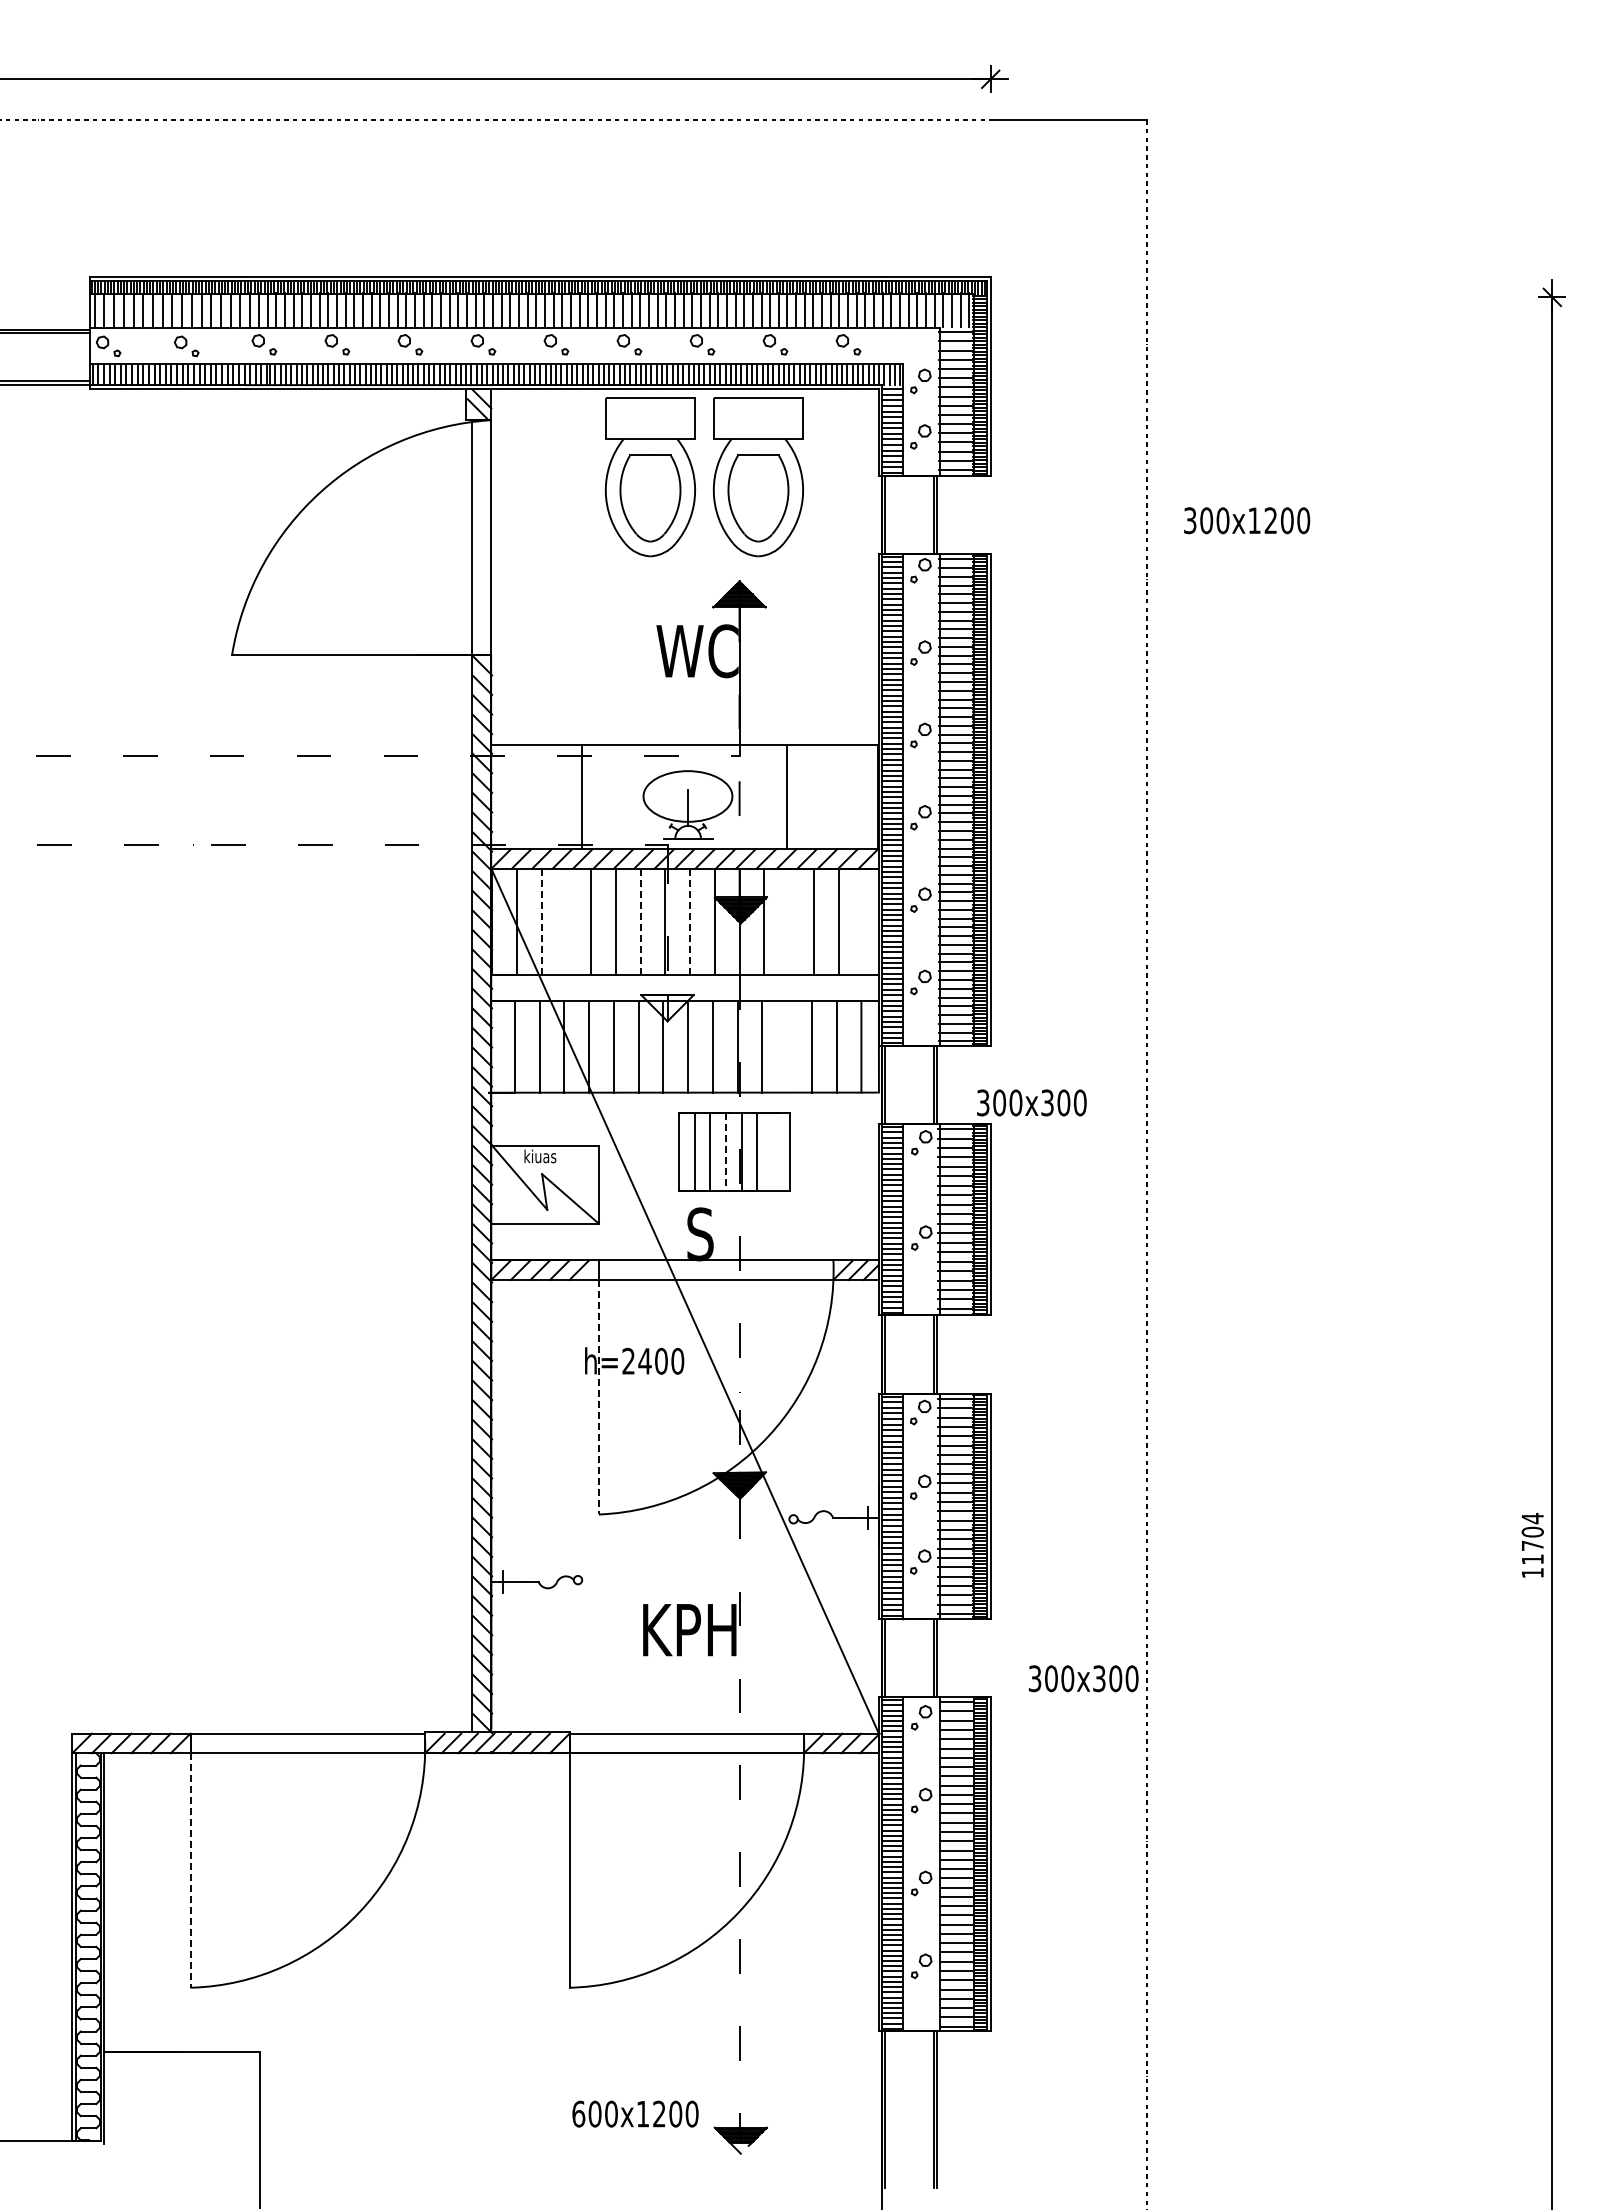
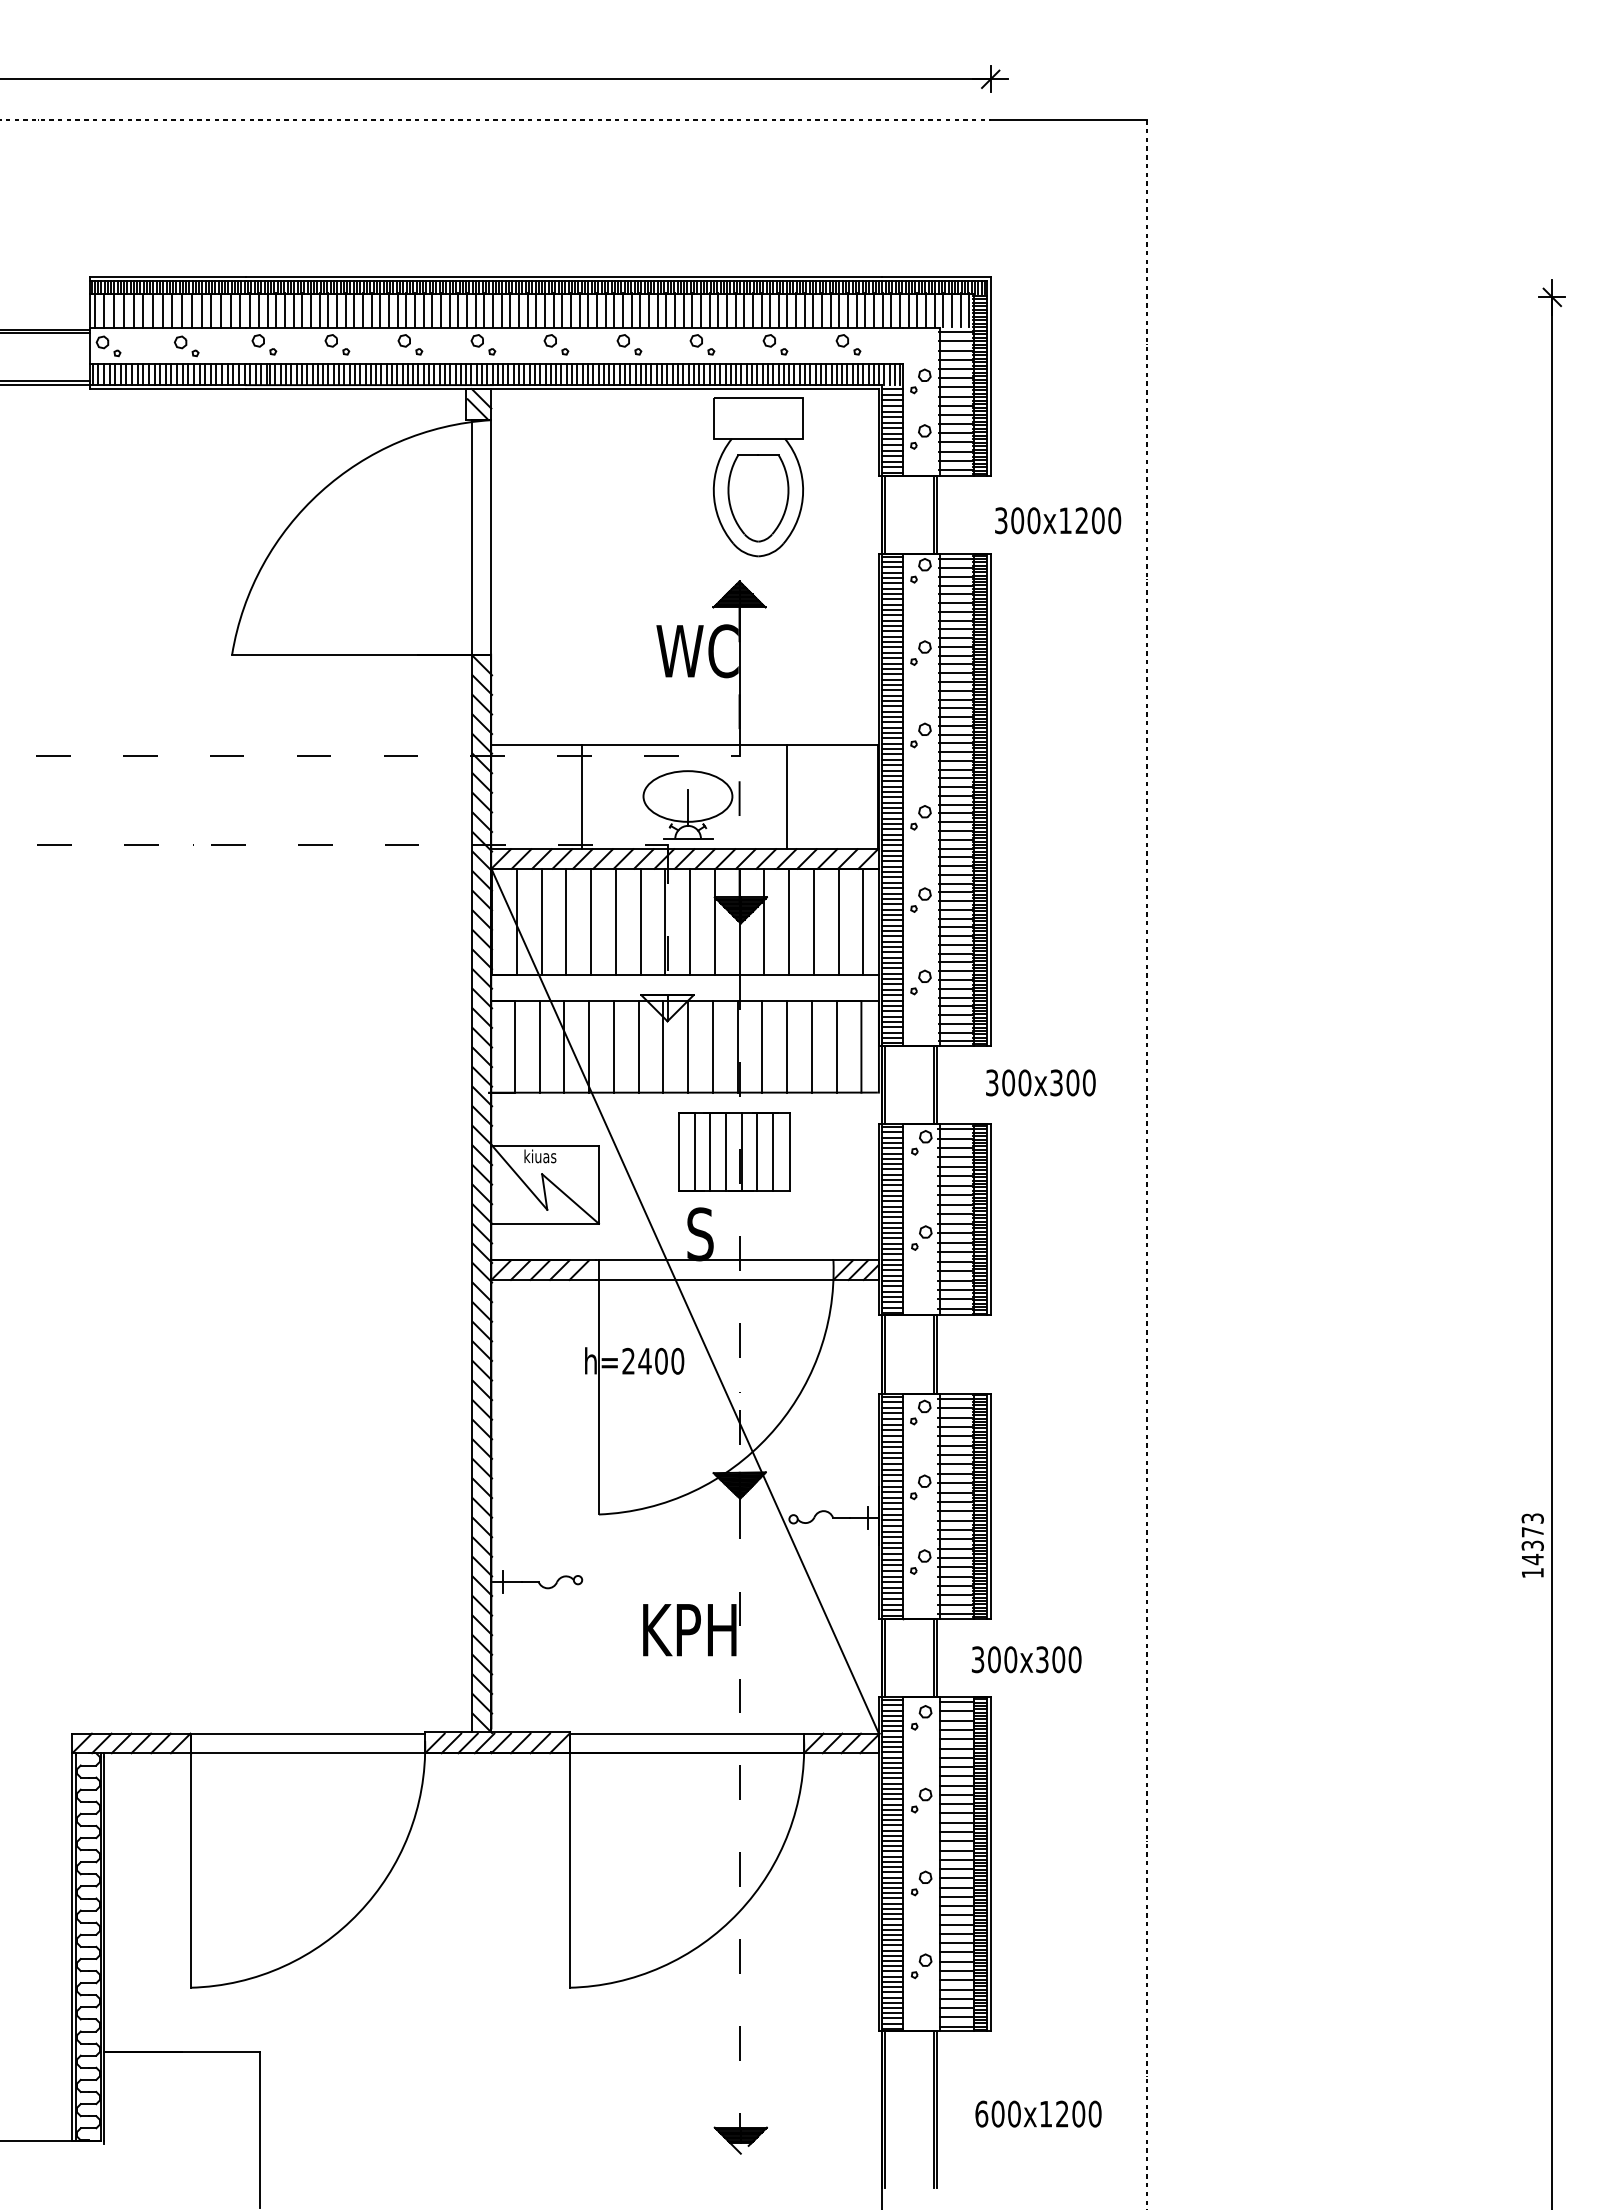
part: present -> none (649, 477)
text position: (1247, 520) -> (1058, 520) (1058, 520)
line: dashed -> solid (541, 921)
line: none -> present (566, 921)
line: dashed -> solid (640, 921)
line: dashed -> solid (690, 921)
line: none -> present (789, 921)
line: none -> present (863, 921)
line: none -> present (787, 1046)
text position: (1031, 1102) -> (1040, 1082) (1040, 1082)
line: dashed -> solid (726, 1152)
line: none -> present (773, 1152)
line: dashed -> solid (598, 1397)
text: 11704 -> 14373 (1532, 1539)
text position: (1083, 1678) -> (1026, 1659) (1026, 1659)
line: dashed -> solid (190, 1870)
text position: (635, 2113) -> (1038, 2113) (1038, 2113)
